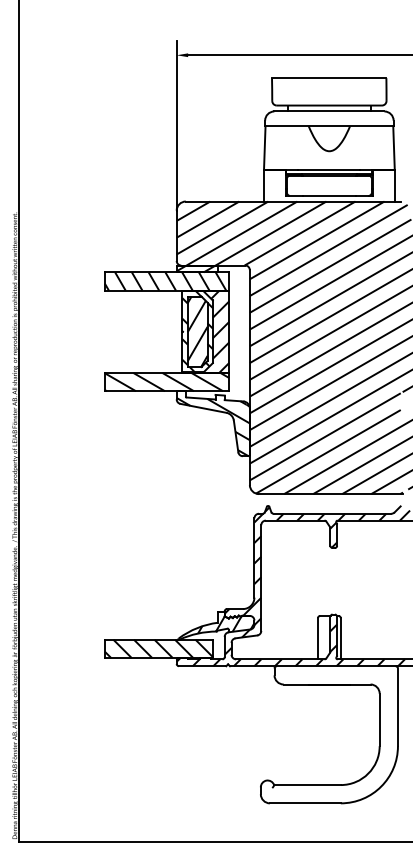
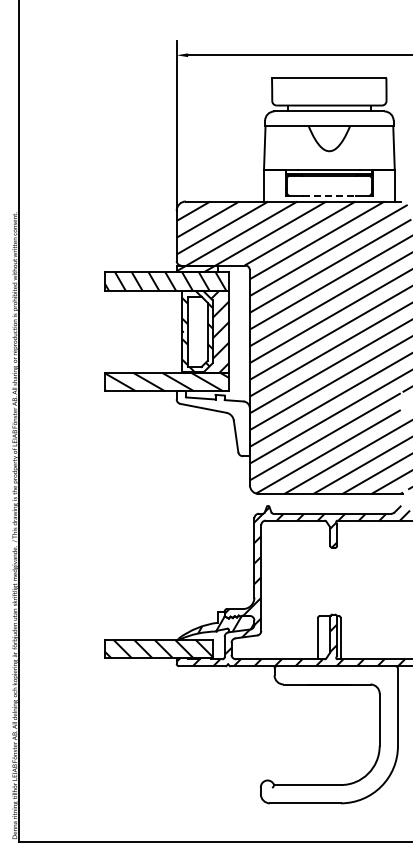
line: solid -> dashed (329, 195)
hatch: present -> none (197, 331)
hatch: present -> none (212, 426)
